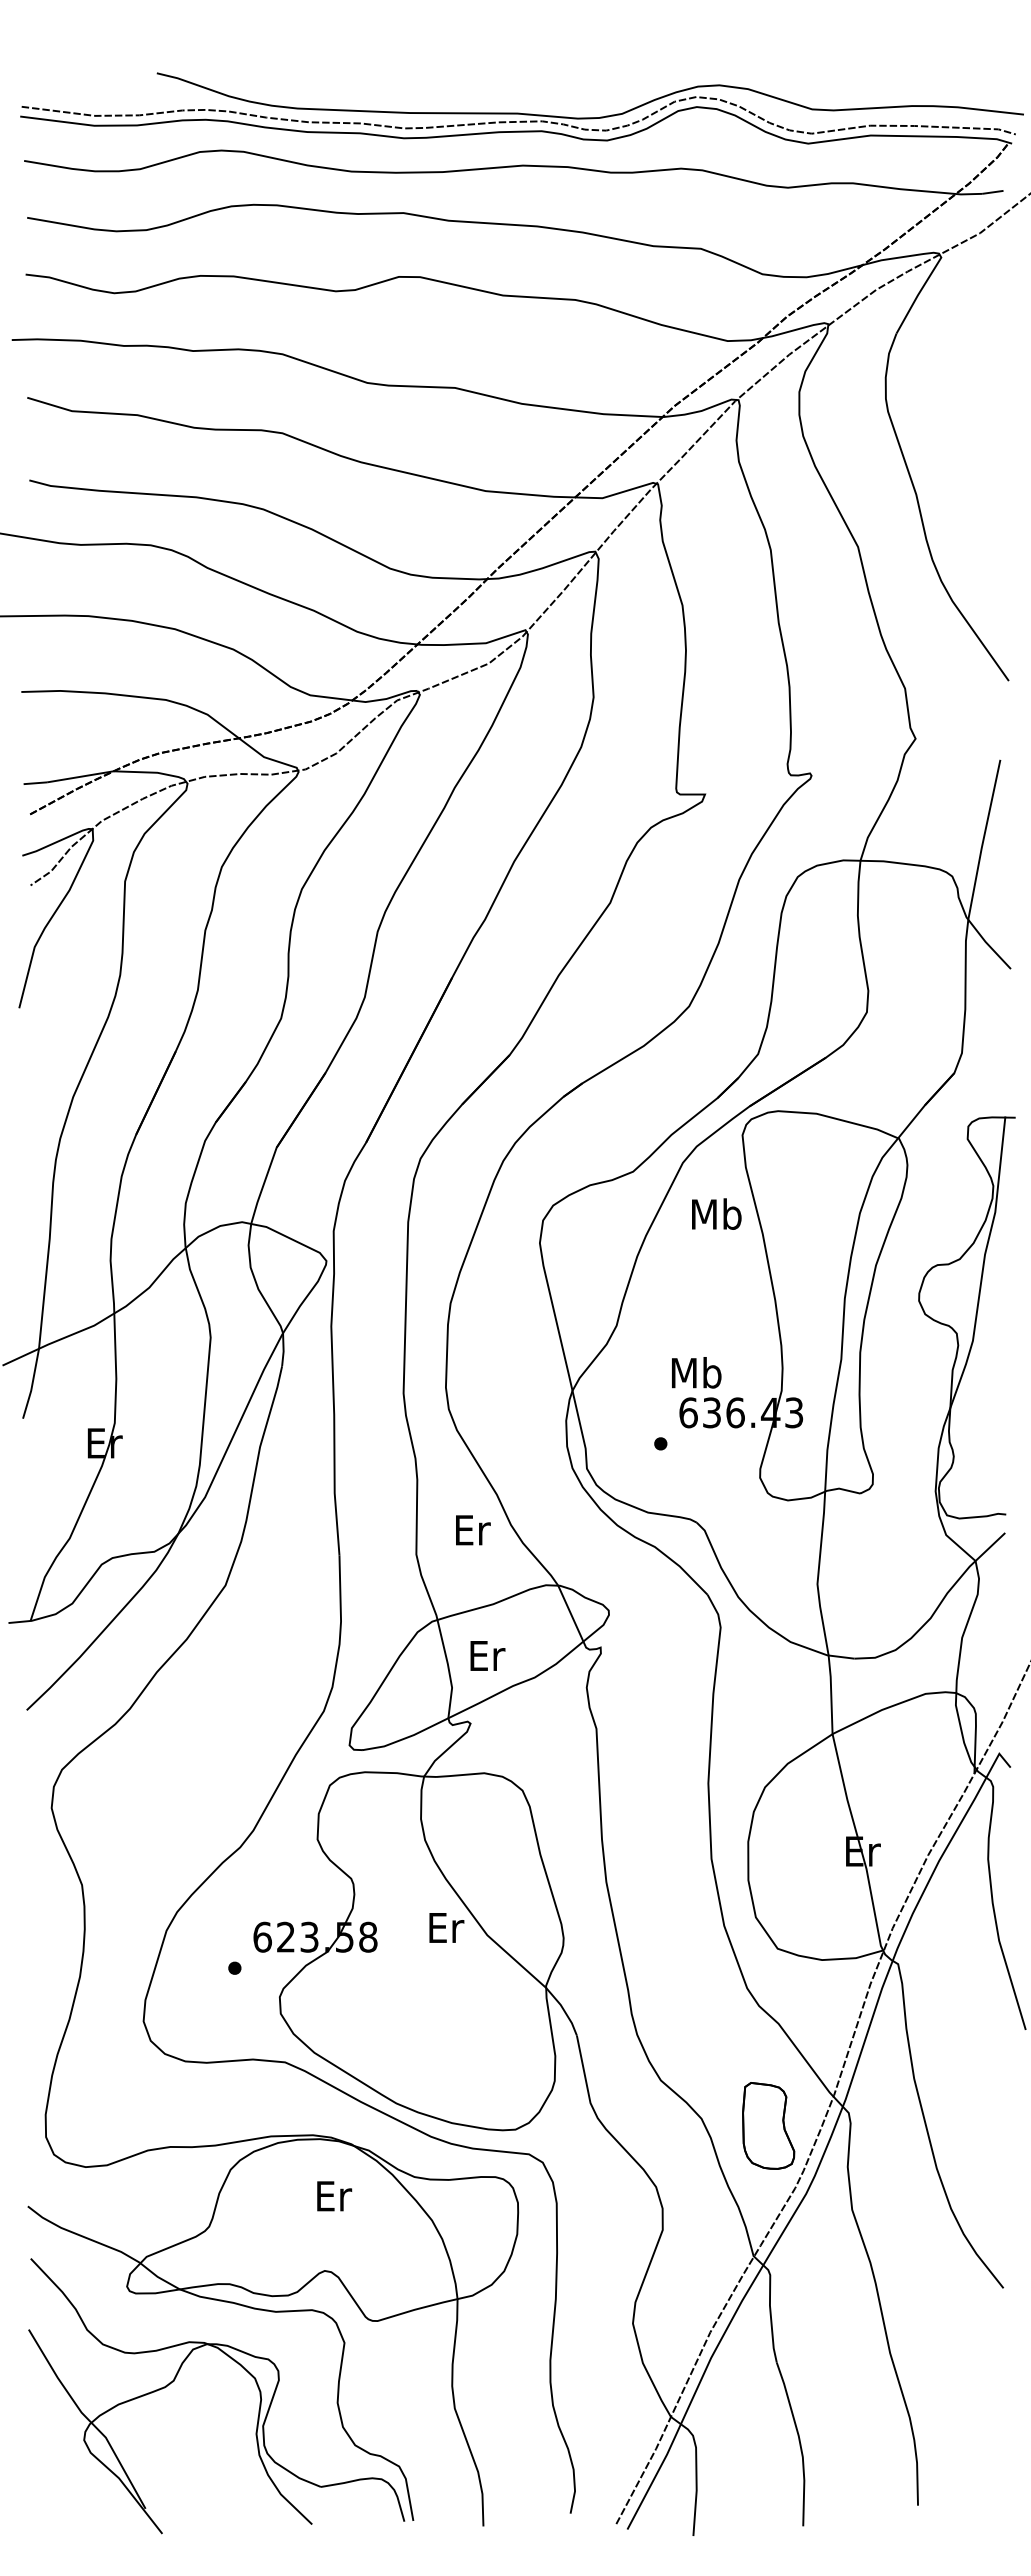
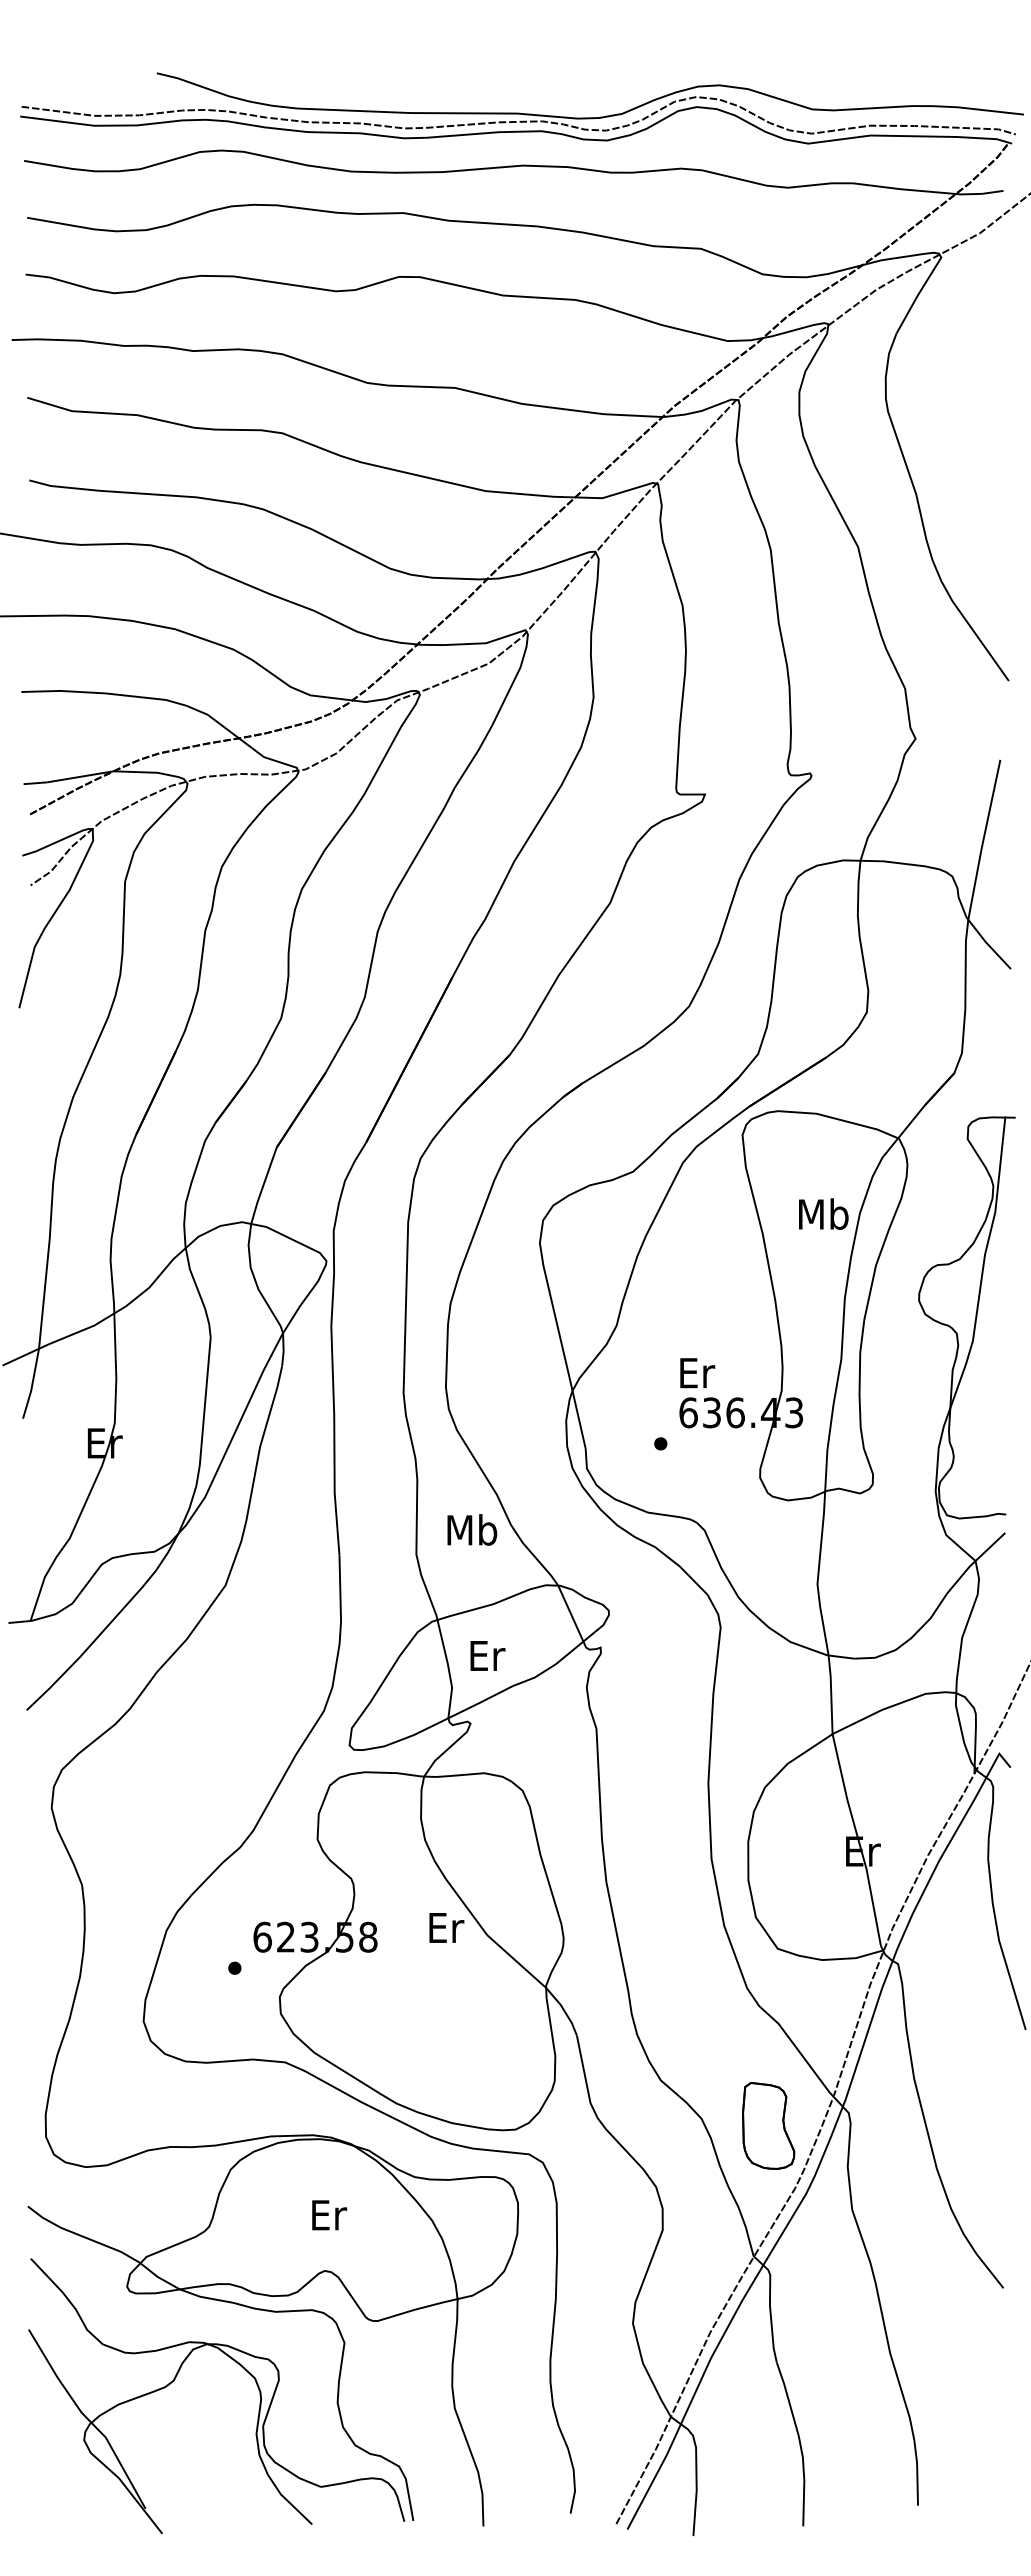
text position: (716, 1213) -> (823, 1213) (823, 1213)
text: Mb -> Er (696, 1372)
text: Er -> Mb (472, 1529)
text position: (334, 2196) -> (329, 2215) (329, 2215)
